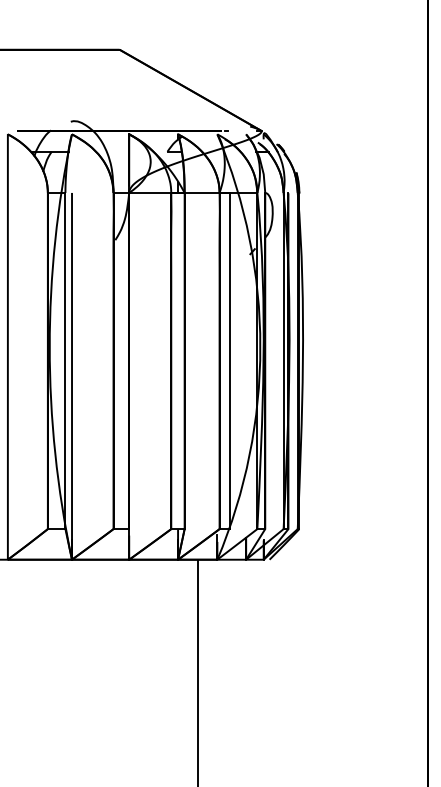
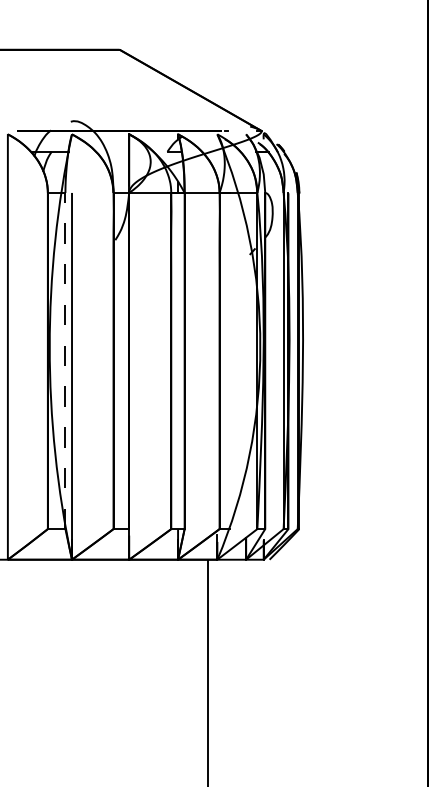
line: solid -> dashed (65, 360)
line: present -> none (230, 360)
line position: (198, 671) -> (208, 671) (208, 671)
